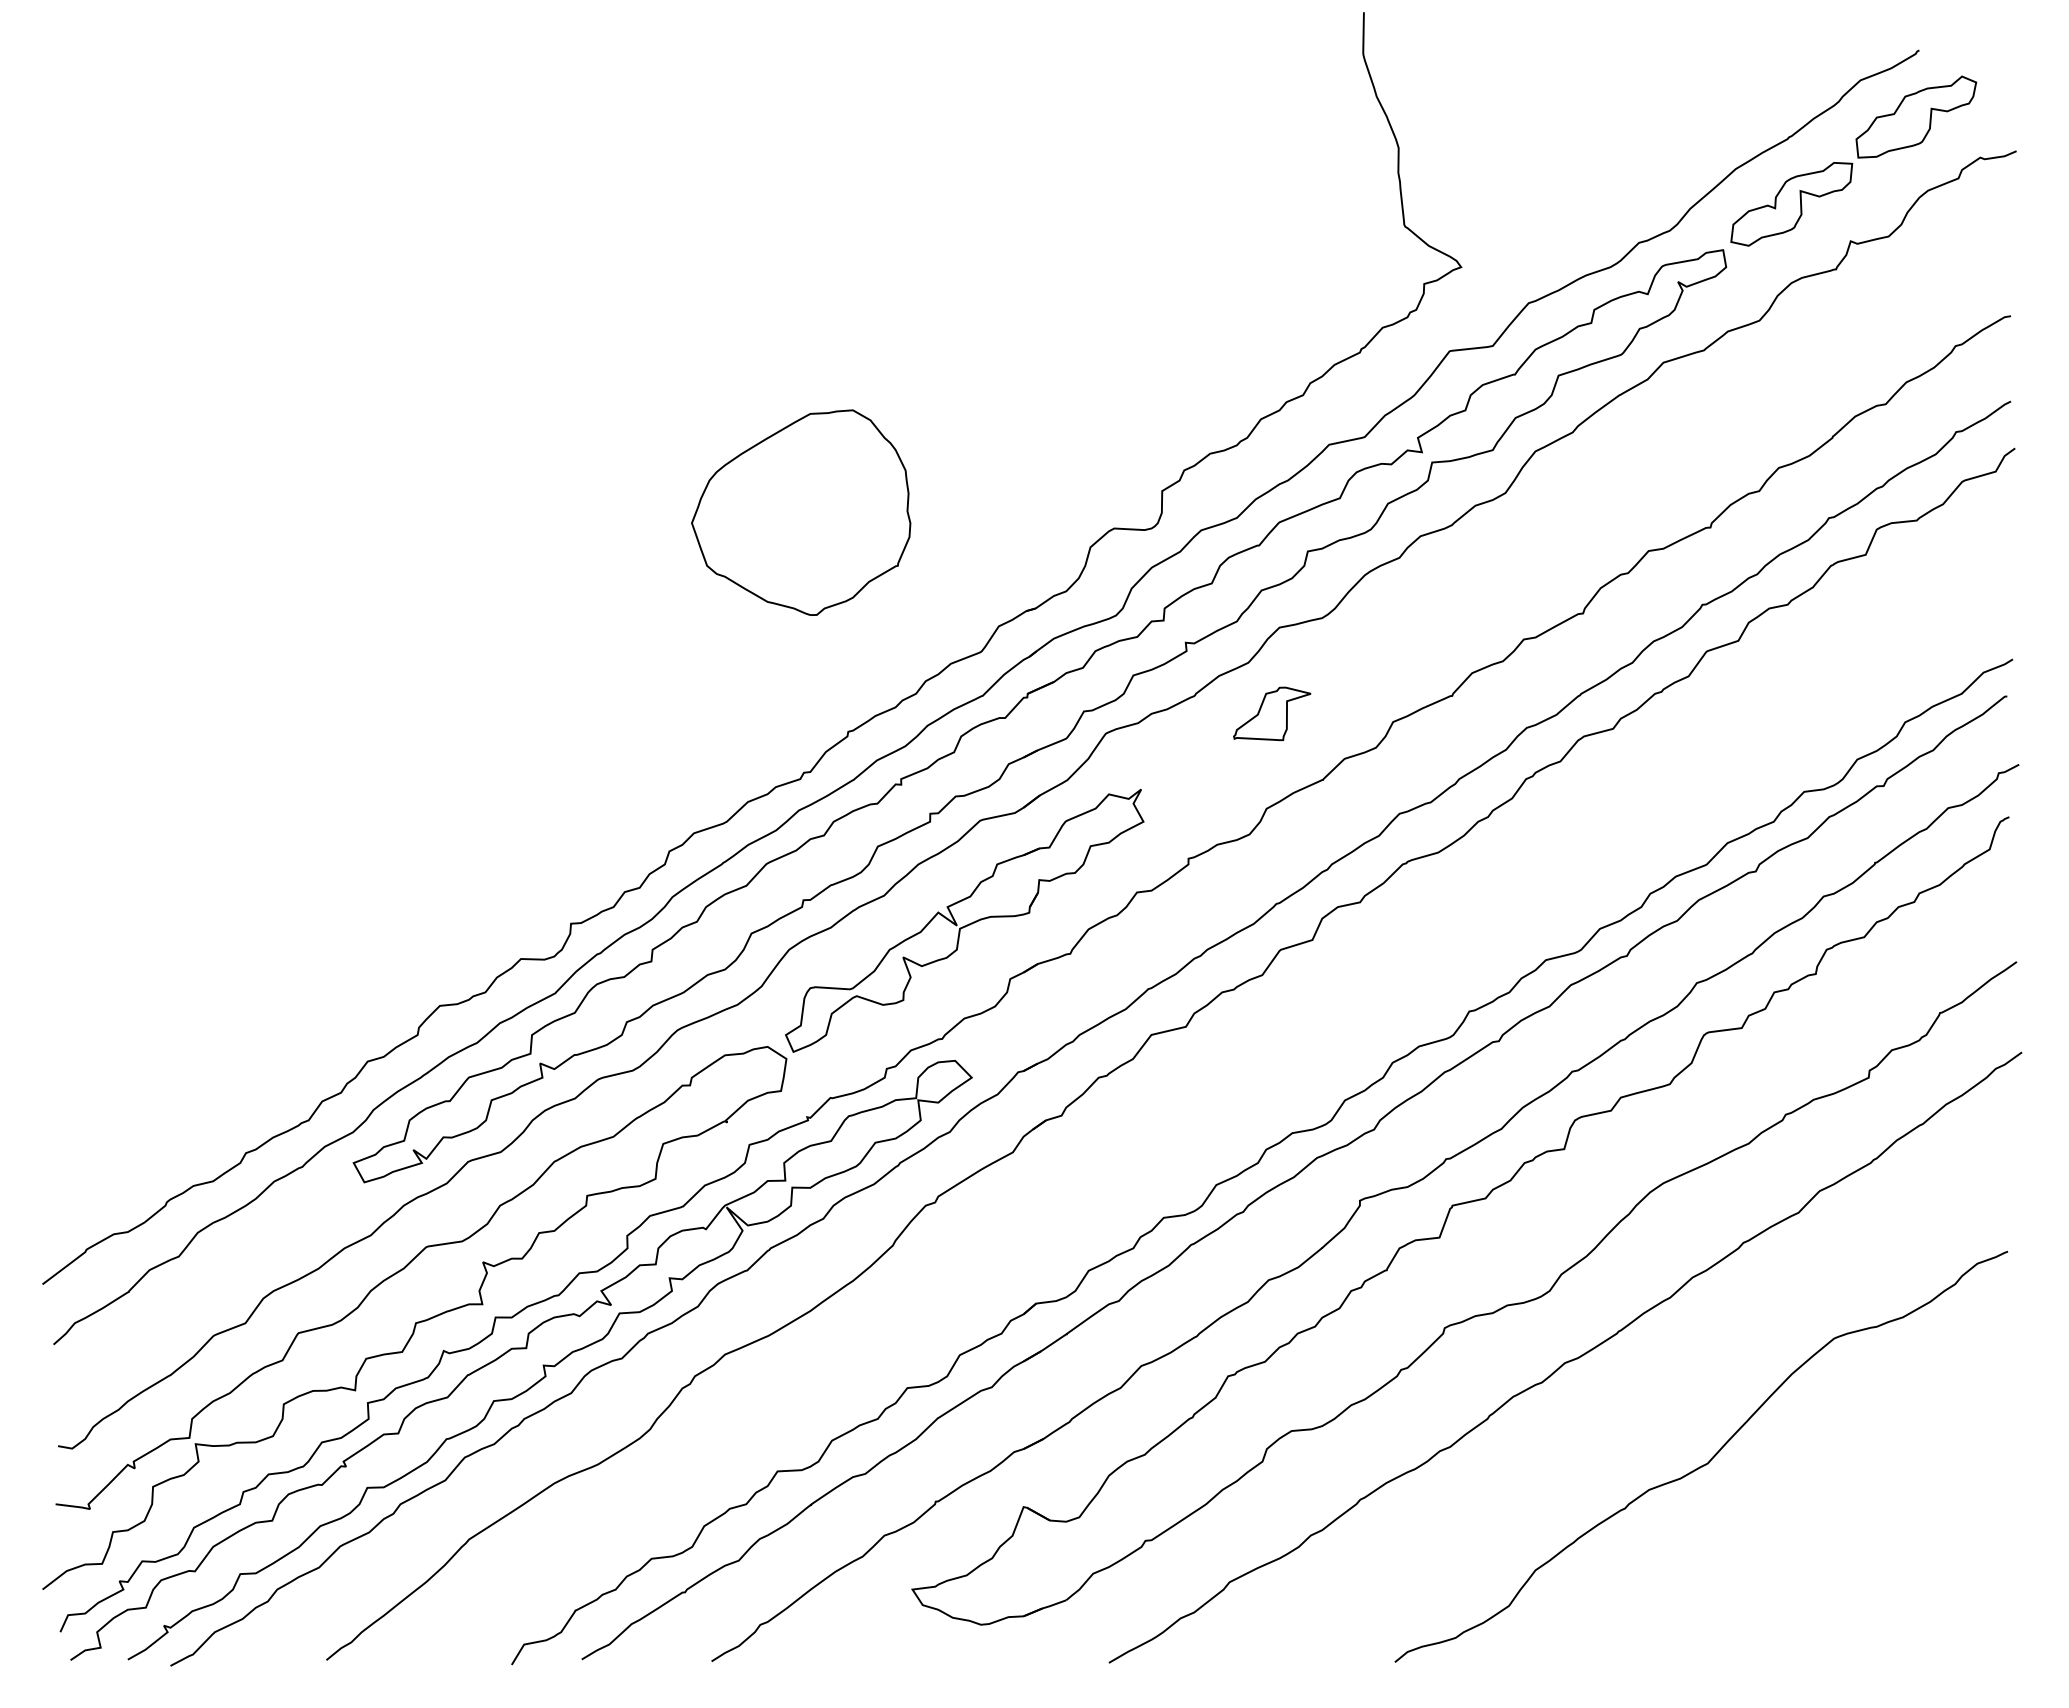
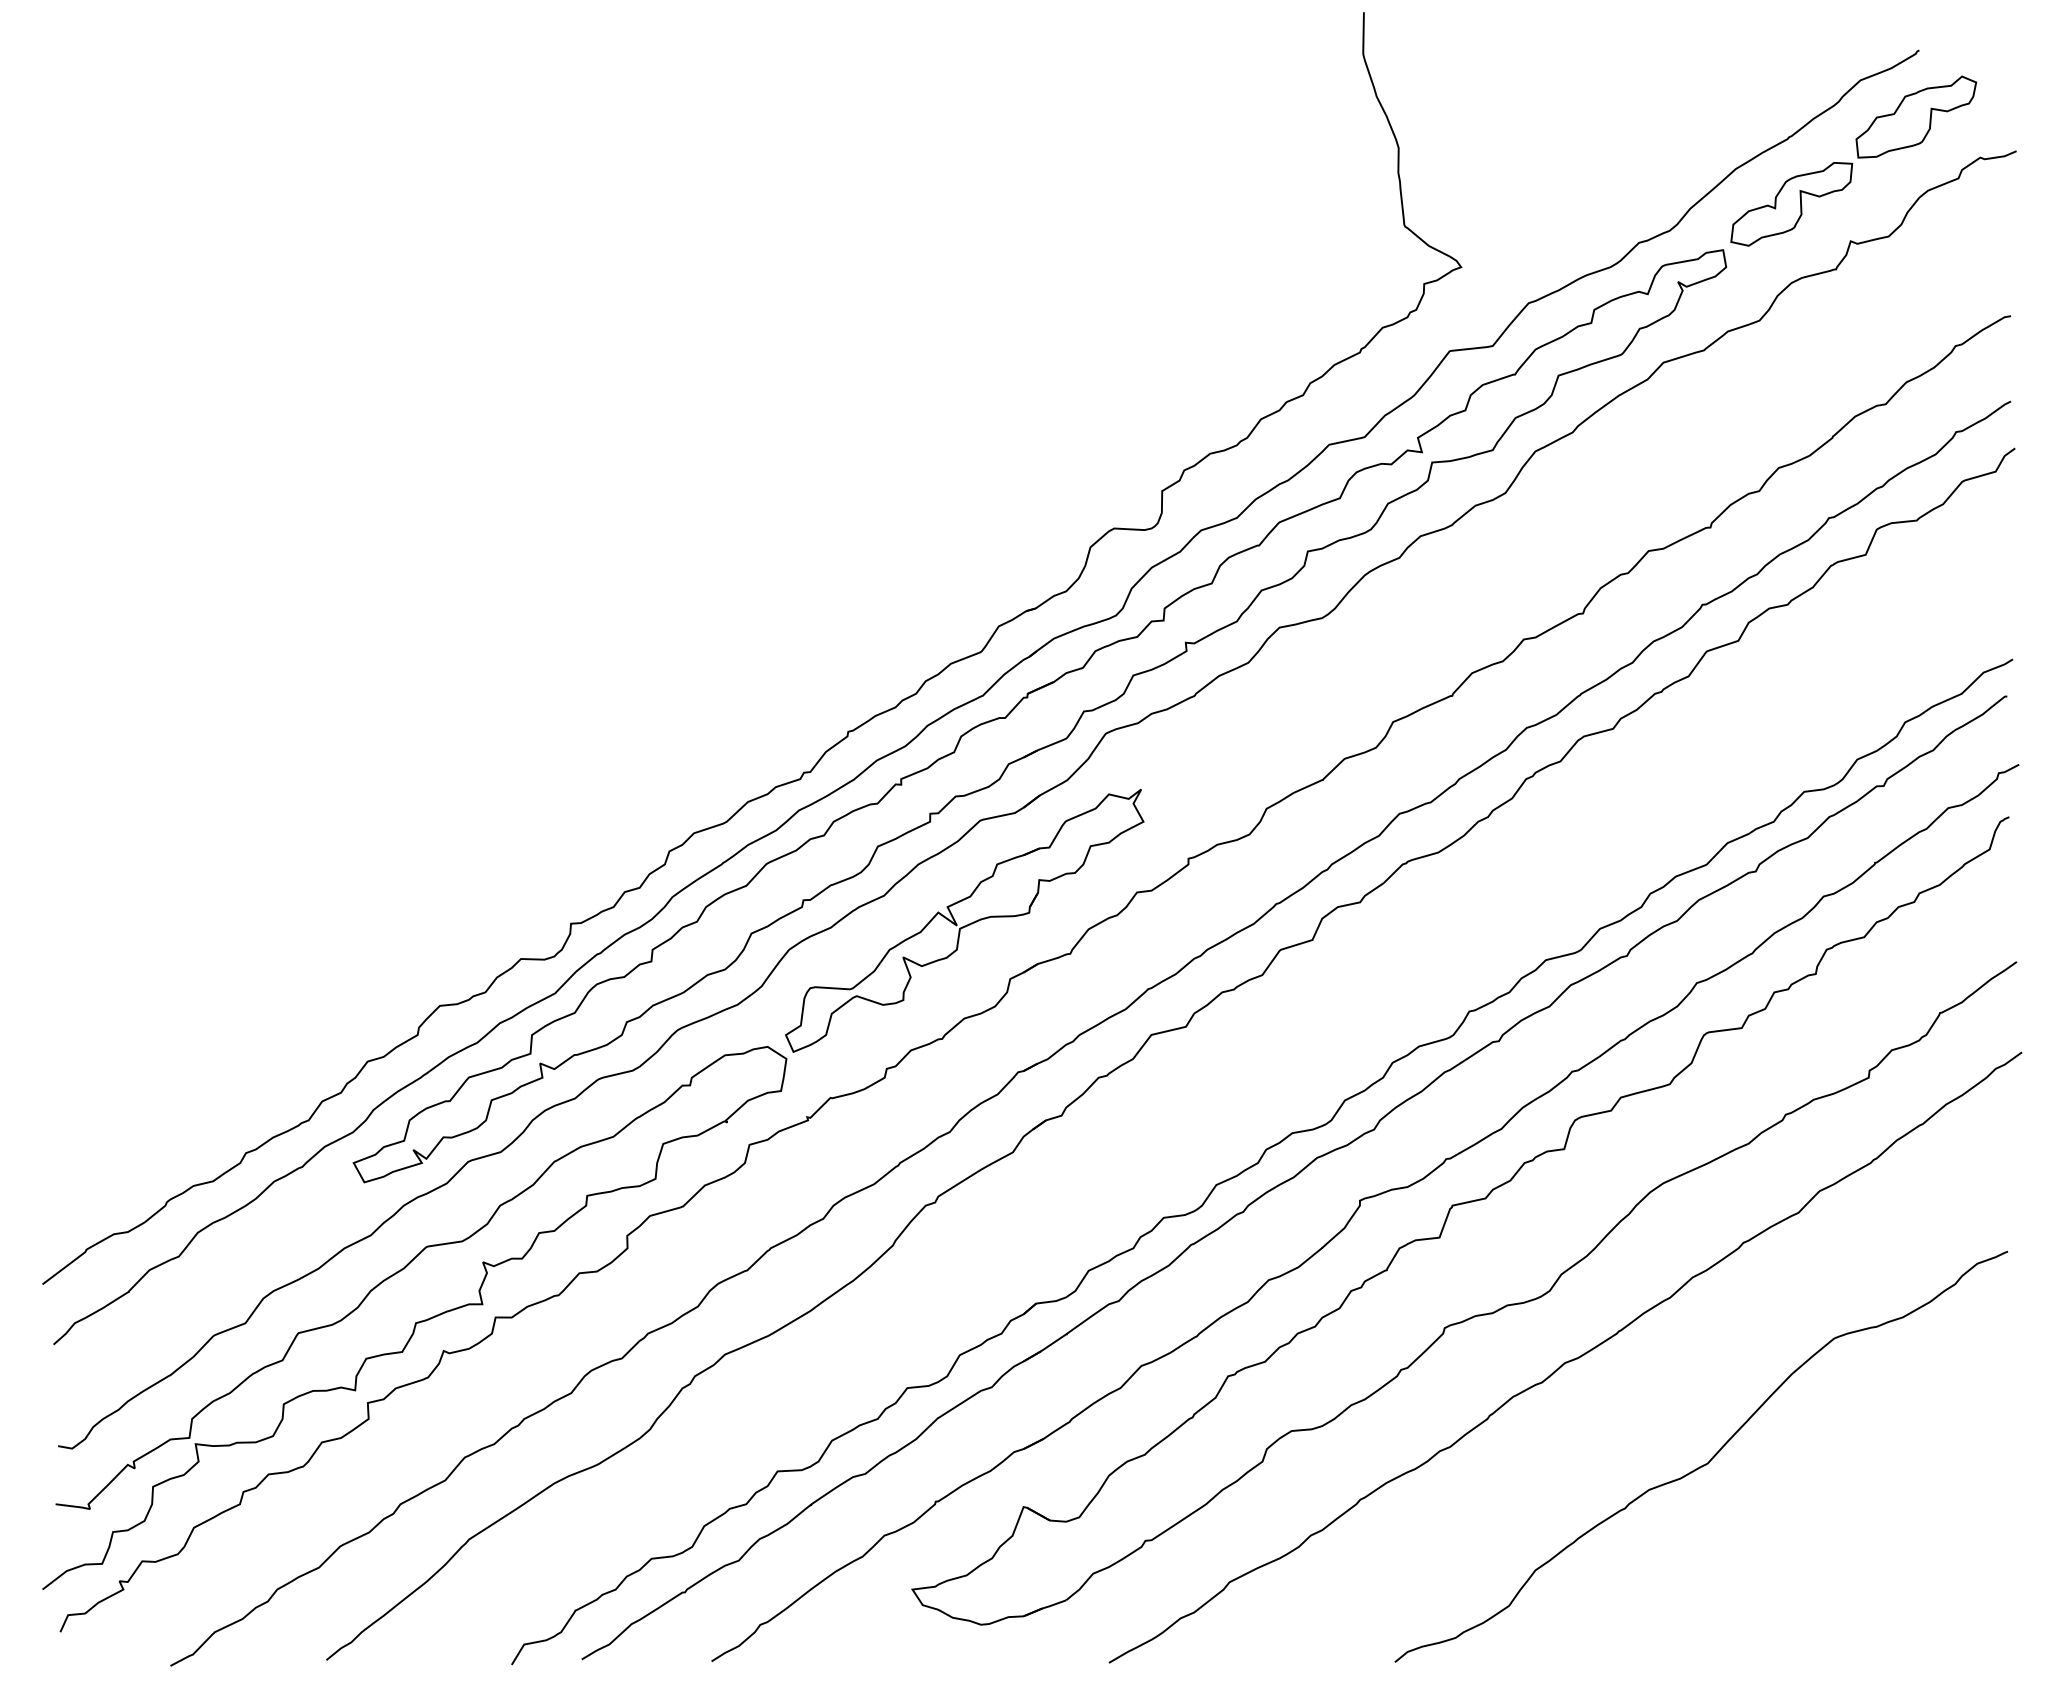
part: present -> none (801, 512)
part: present -> none (1272, 713)
curve: present -> none (521, 1349)
